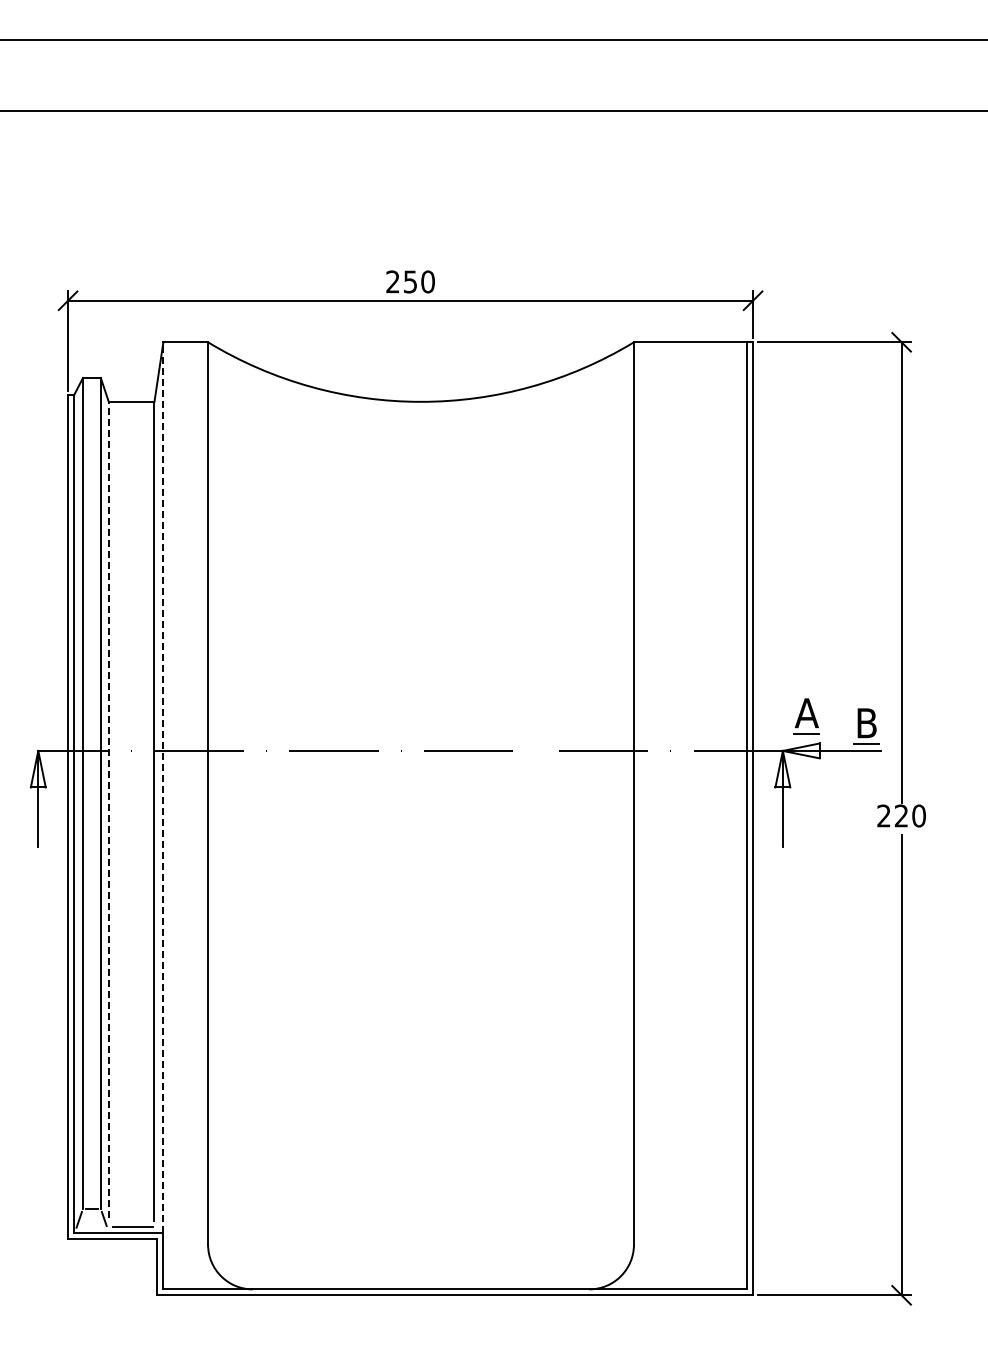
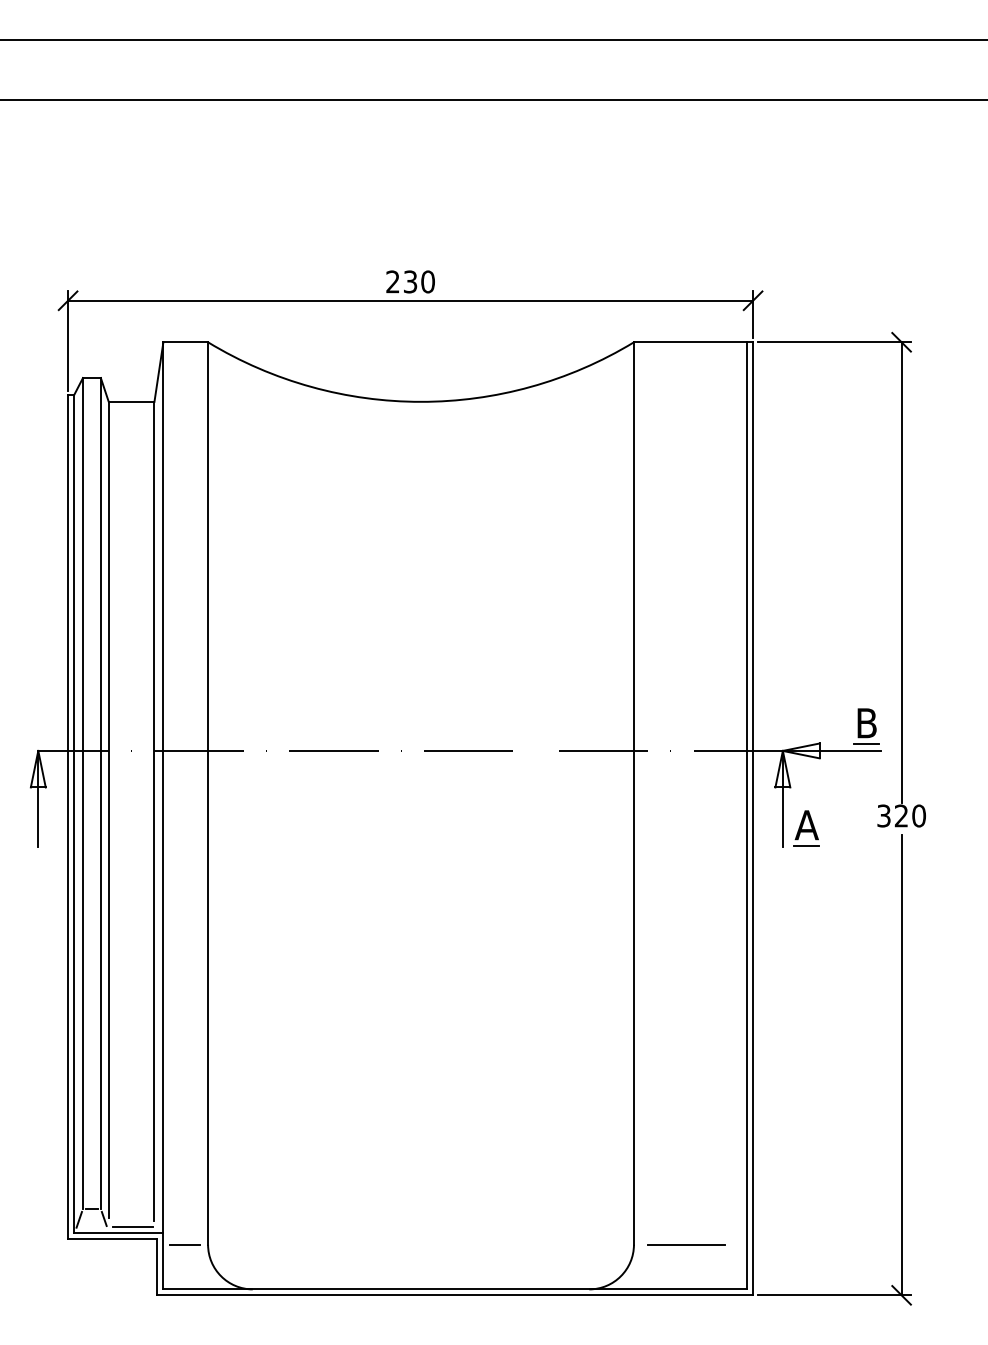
line position: (493, 110) -> (493, 99) (493, 99)
text: 250 -> 230 (410, 281)
part position: (806, 716) -> (806, 828) (806, 828)
line: dashed -> solid (163, 787)
line: dashed -> solid (108, 809)
text: 220 -> 320 (883, 815)
line: none -> present (184, 1244)
line: none -> present (686, 1244)
